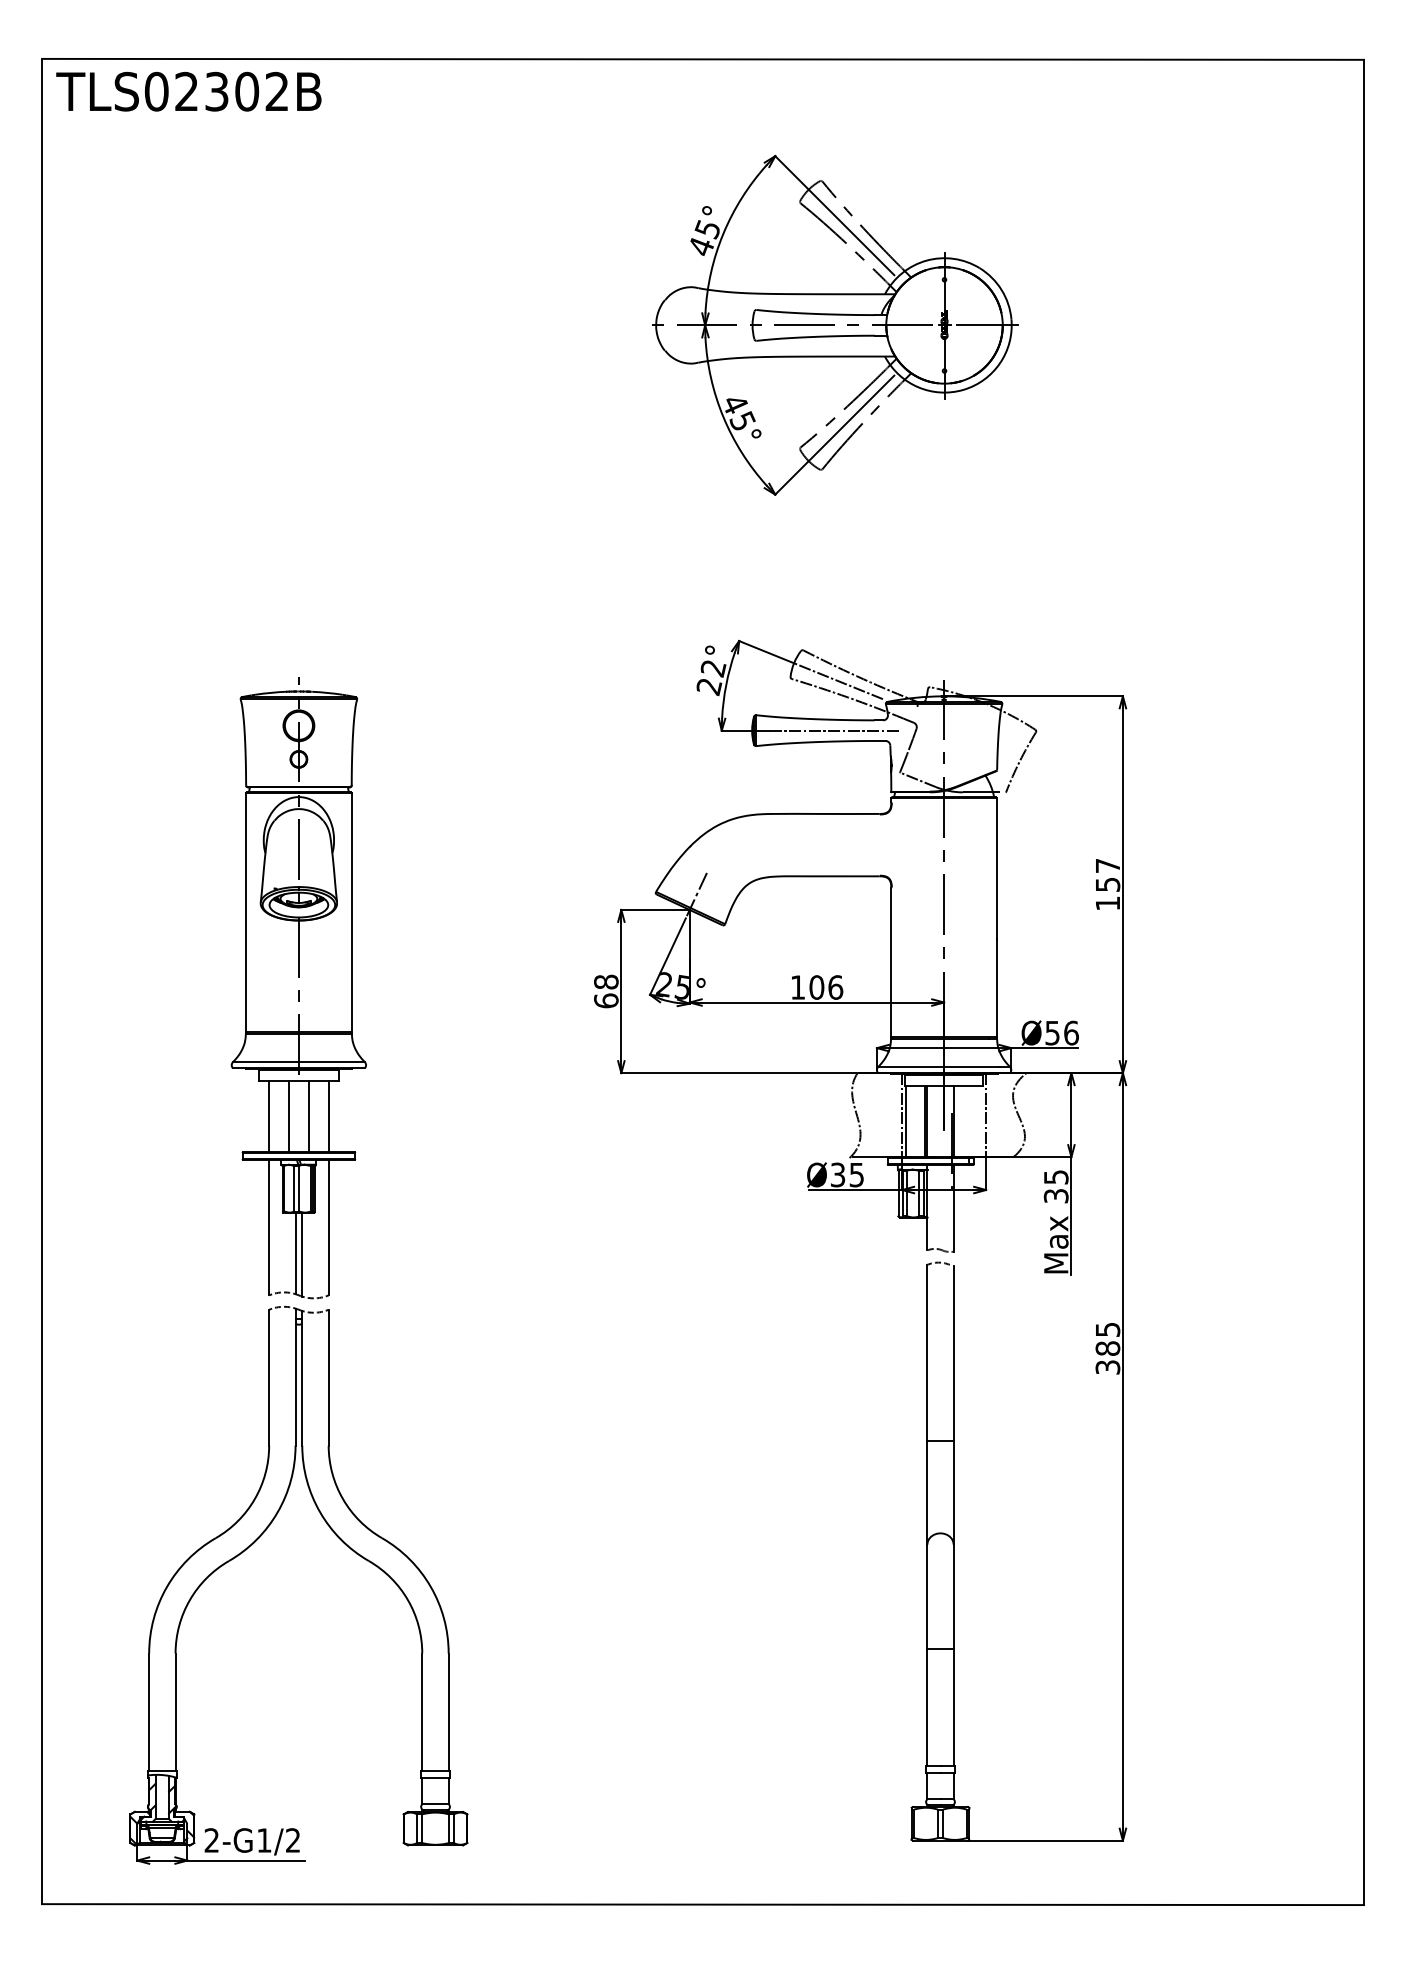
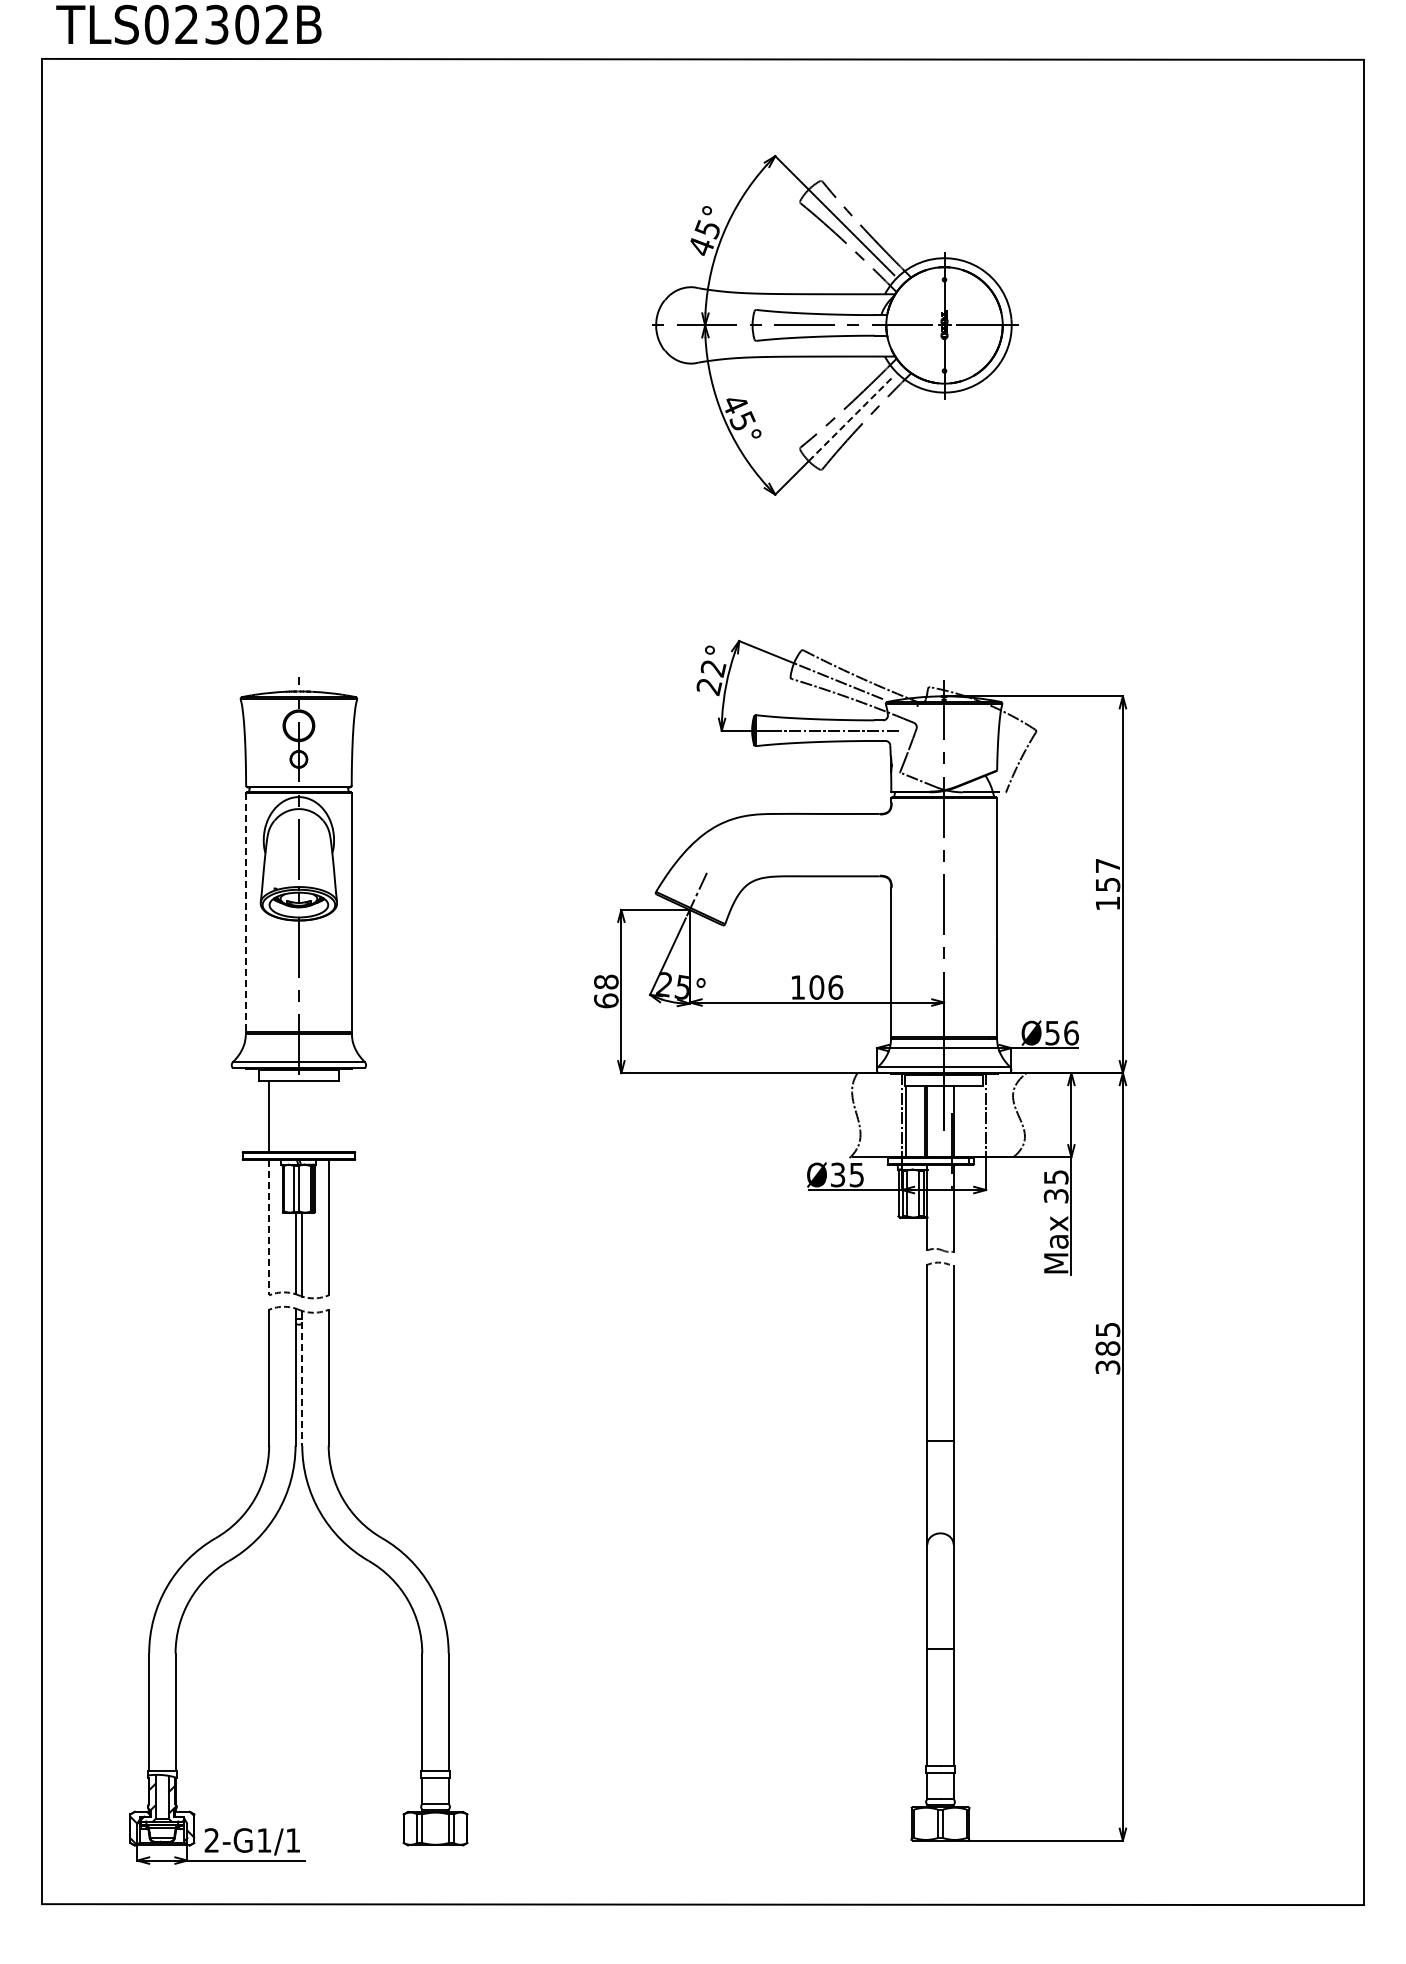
text position: (188, 91) -> (188, 24) (188, 24)
line: solid -> dashed (851, 418)
line: solid -> dashed (246, 913)
line: present -> none (289, 1116)
line: present -> none (308, 1116)
line: present -> none (328, 1116)
line: solid -> dashed (269, 1227)
line: solid -> dashed (302, 1378)
text: 2-G1/2 -> 2-G1/1 (292, 1840)
